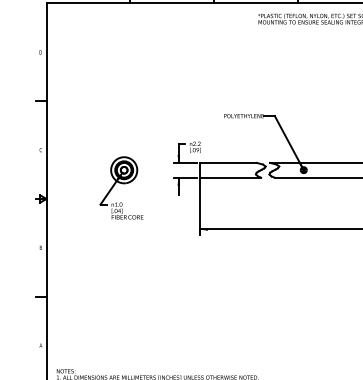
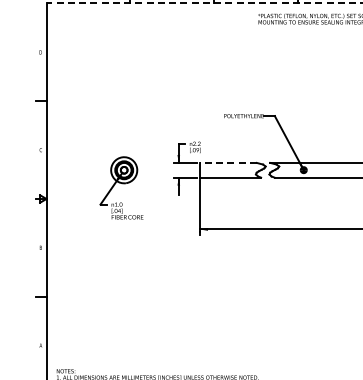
line: solid -> dashed (204, 3)
line: solid -> dashed (227, 162)
